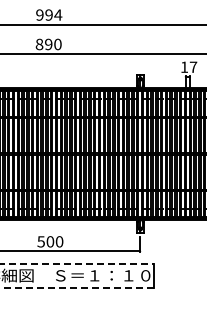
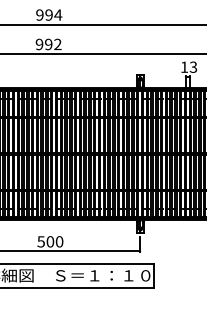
text: 890 -> 992 (48, 44)
text: 17 -> 13 (193, 66)
line: dashed -> solid (77, 264)
line: dashed -> solid (77, 288)
